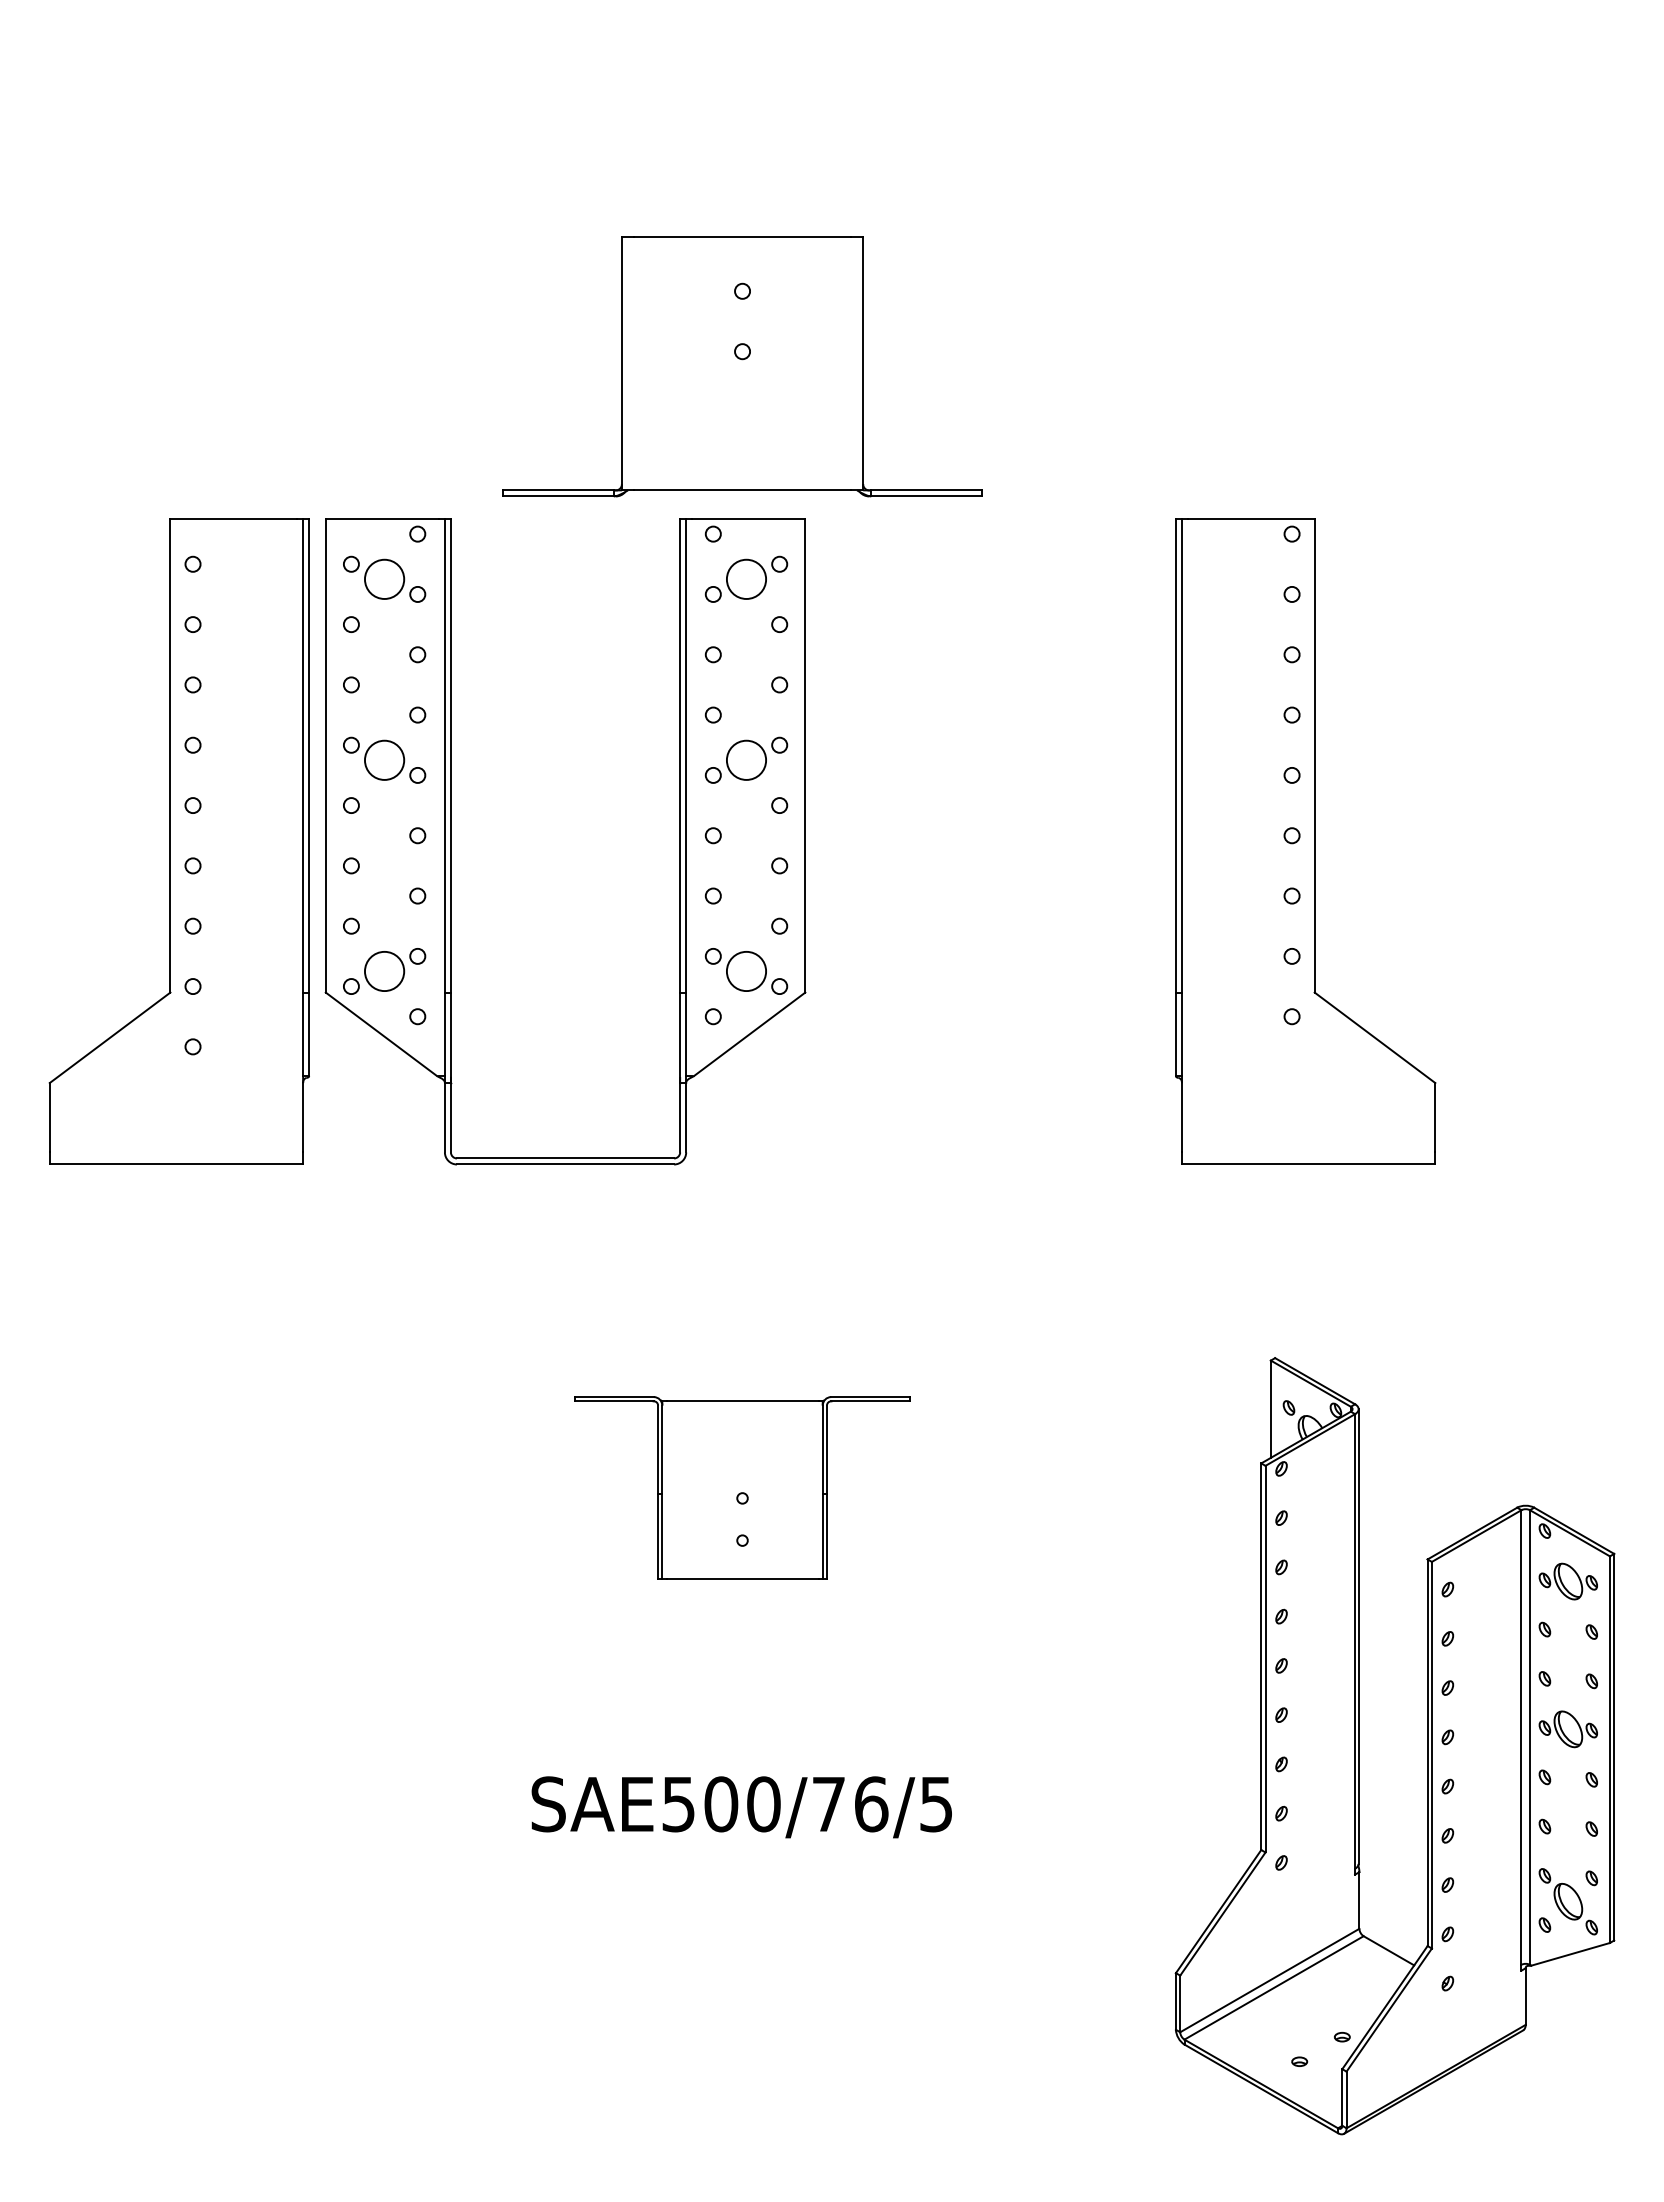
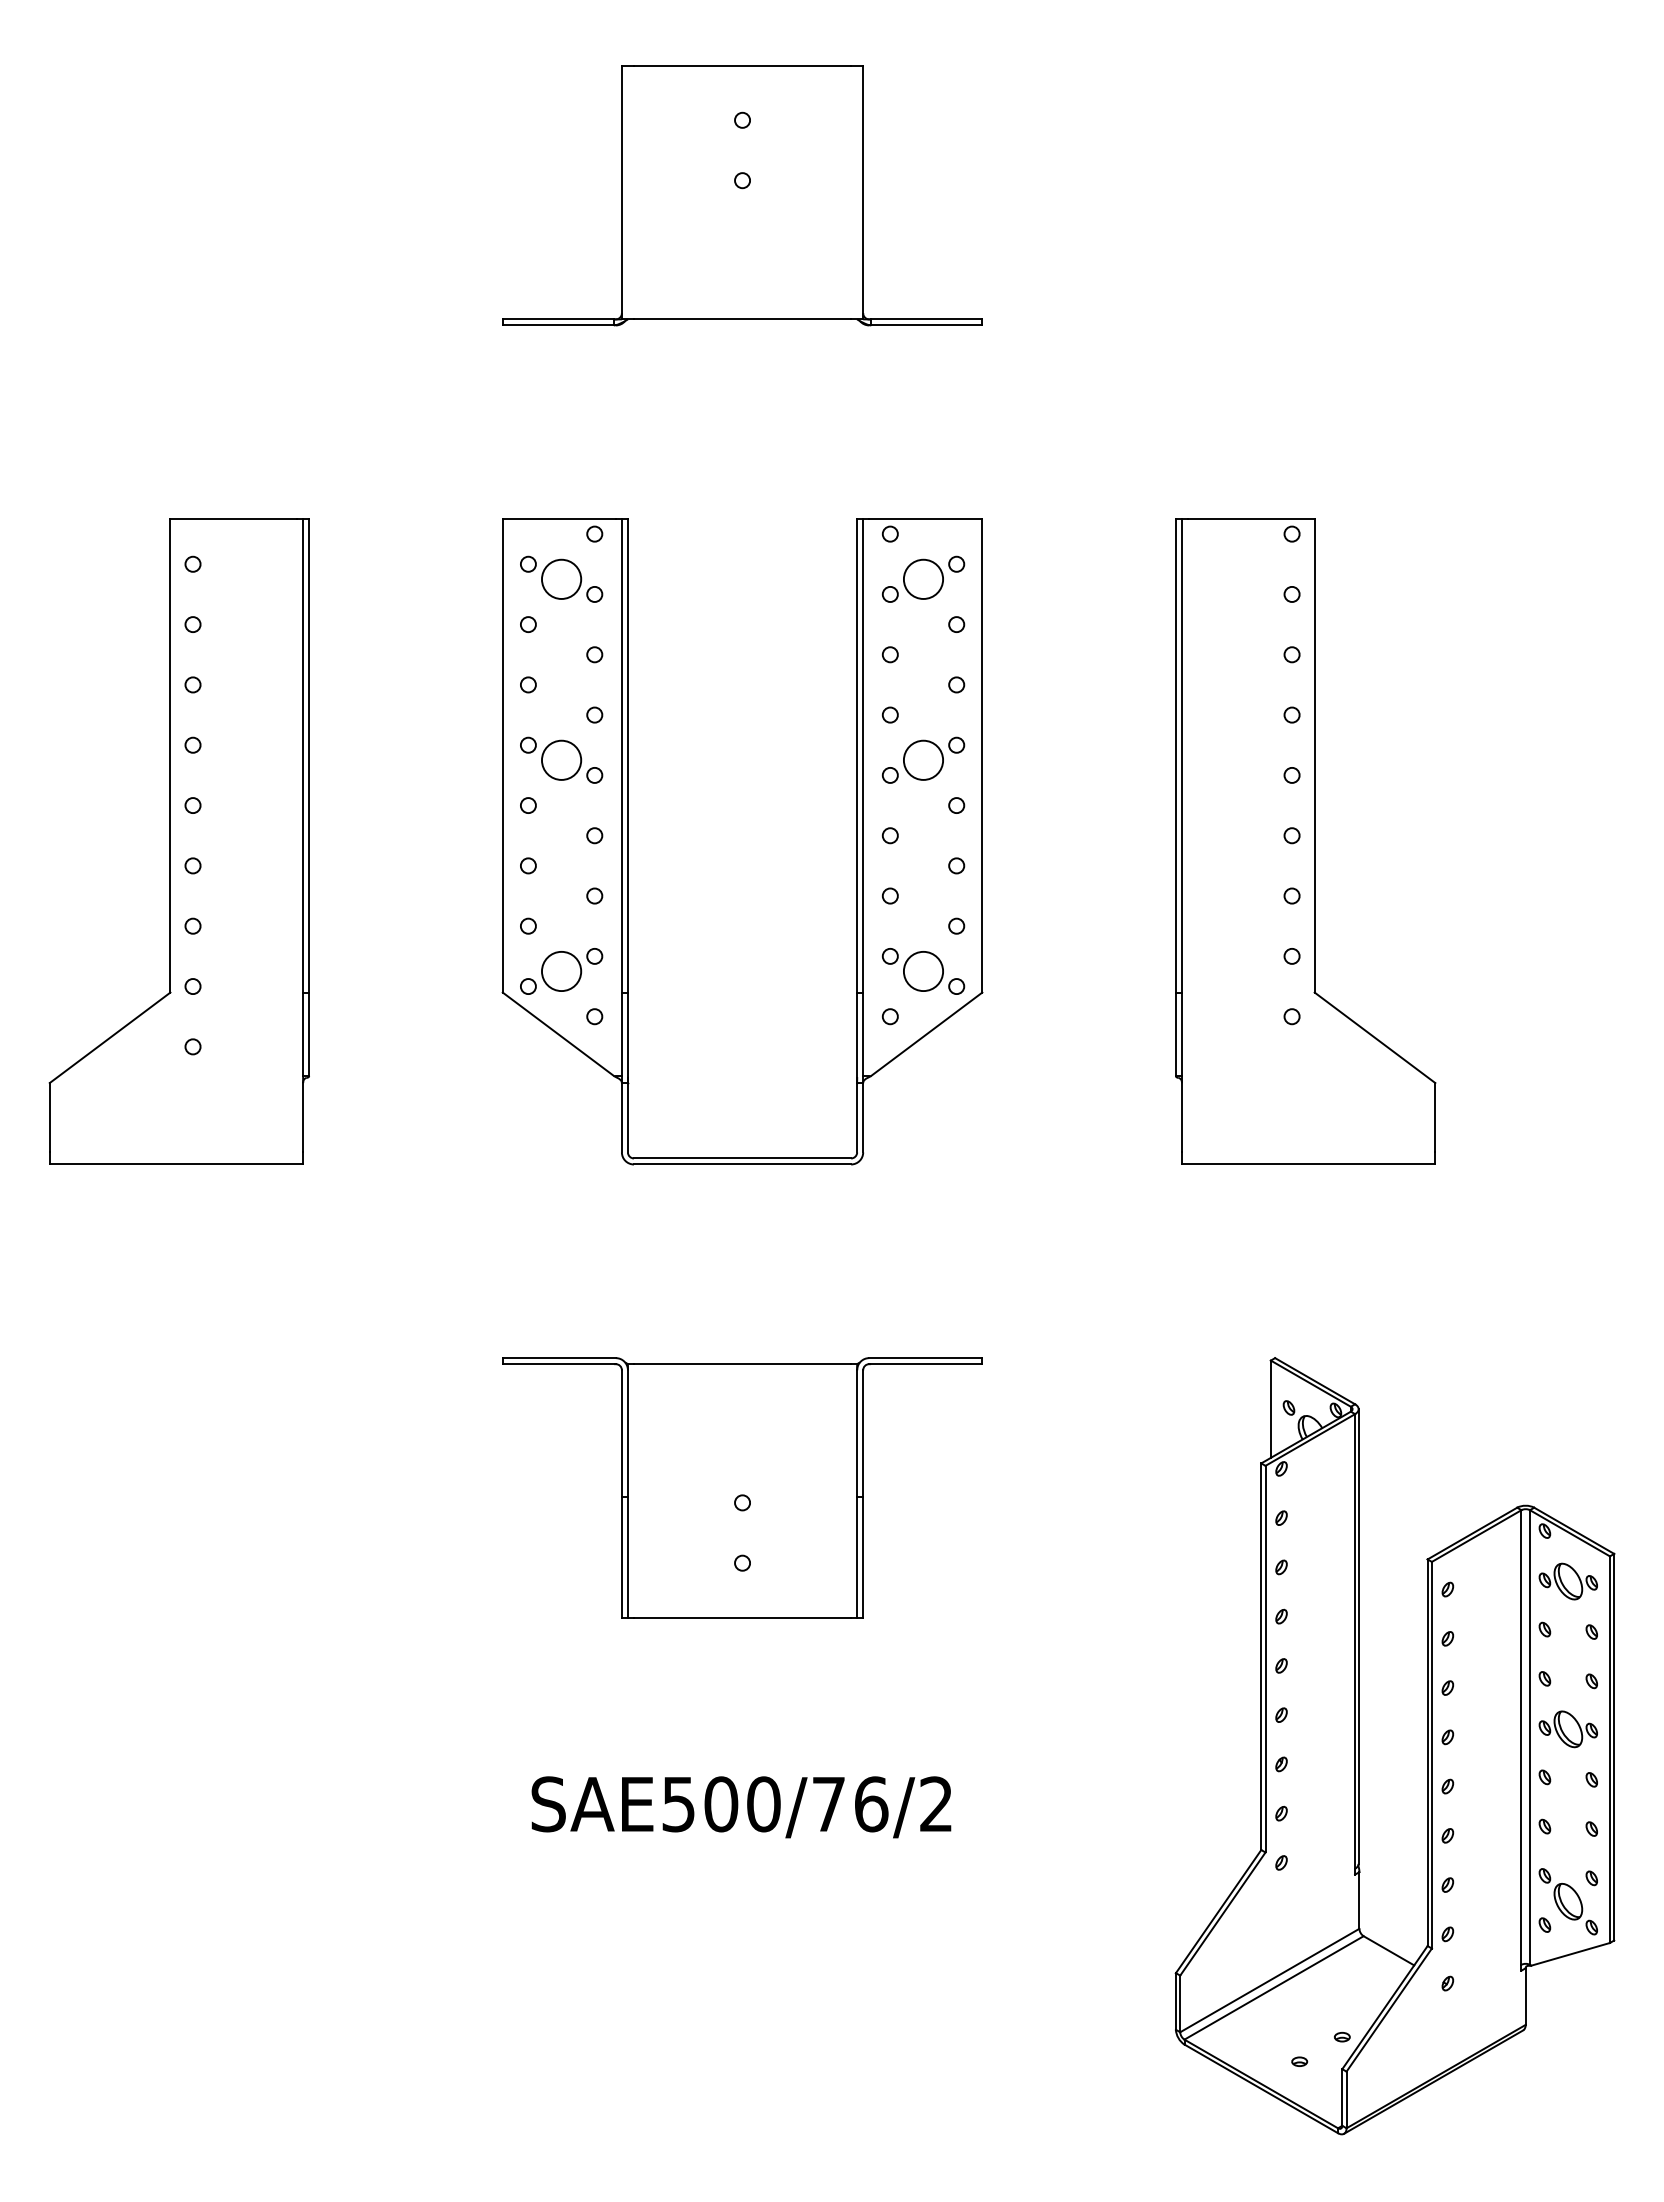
part position: (742, 366) -> (742, 195) (742, 195)
part position: (451, 841) -> (628, 841) (628, 841)
part size: 337x184 px -> 481x262 px (742, 1487)
text: SAE500/76/5 -> SAE500/76/2 (935, 1804)
